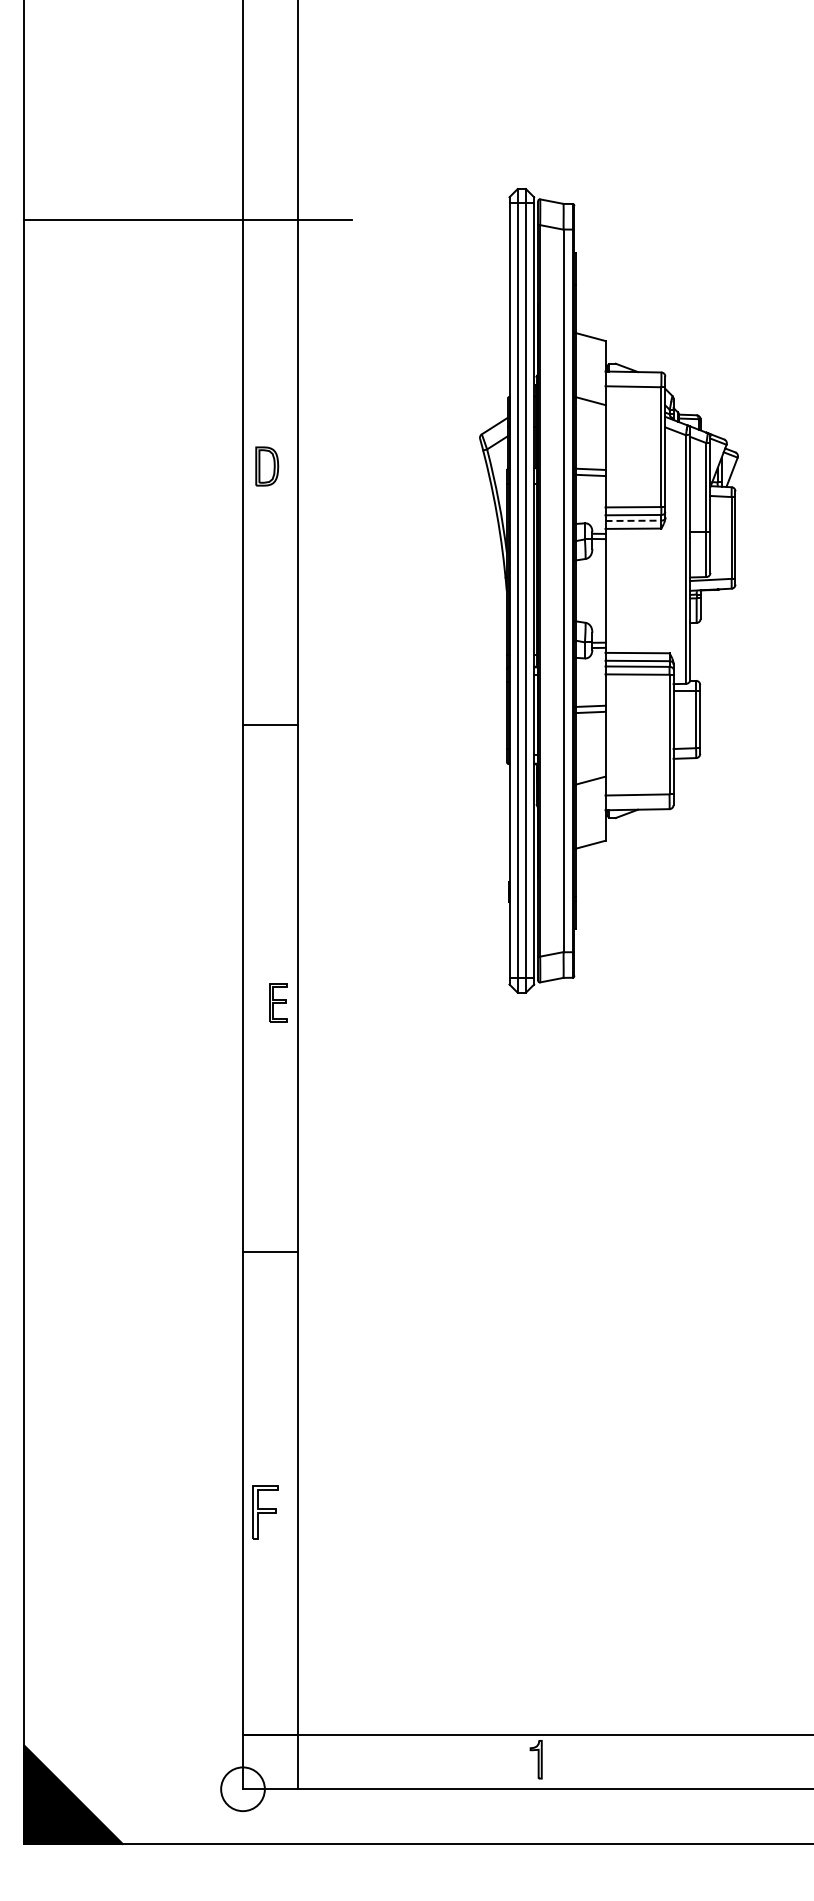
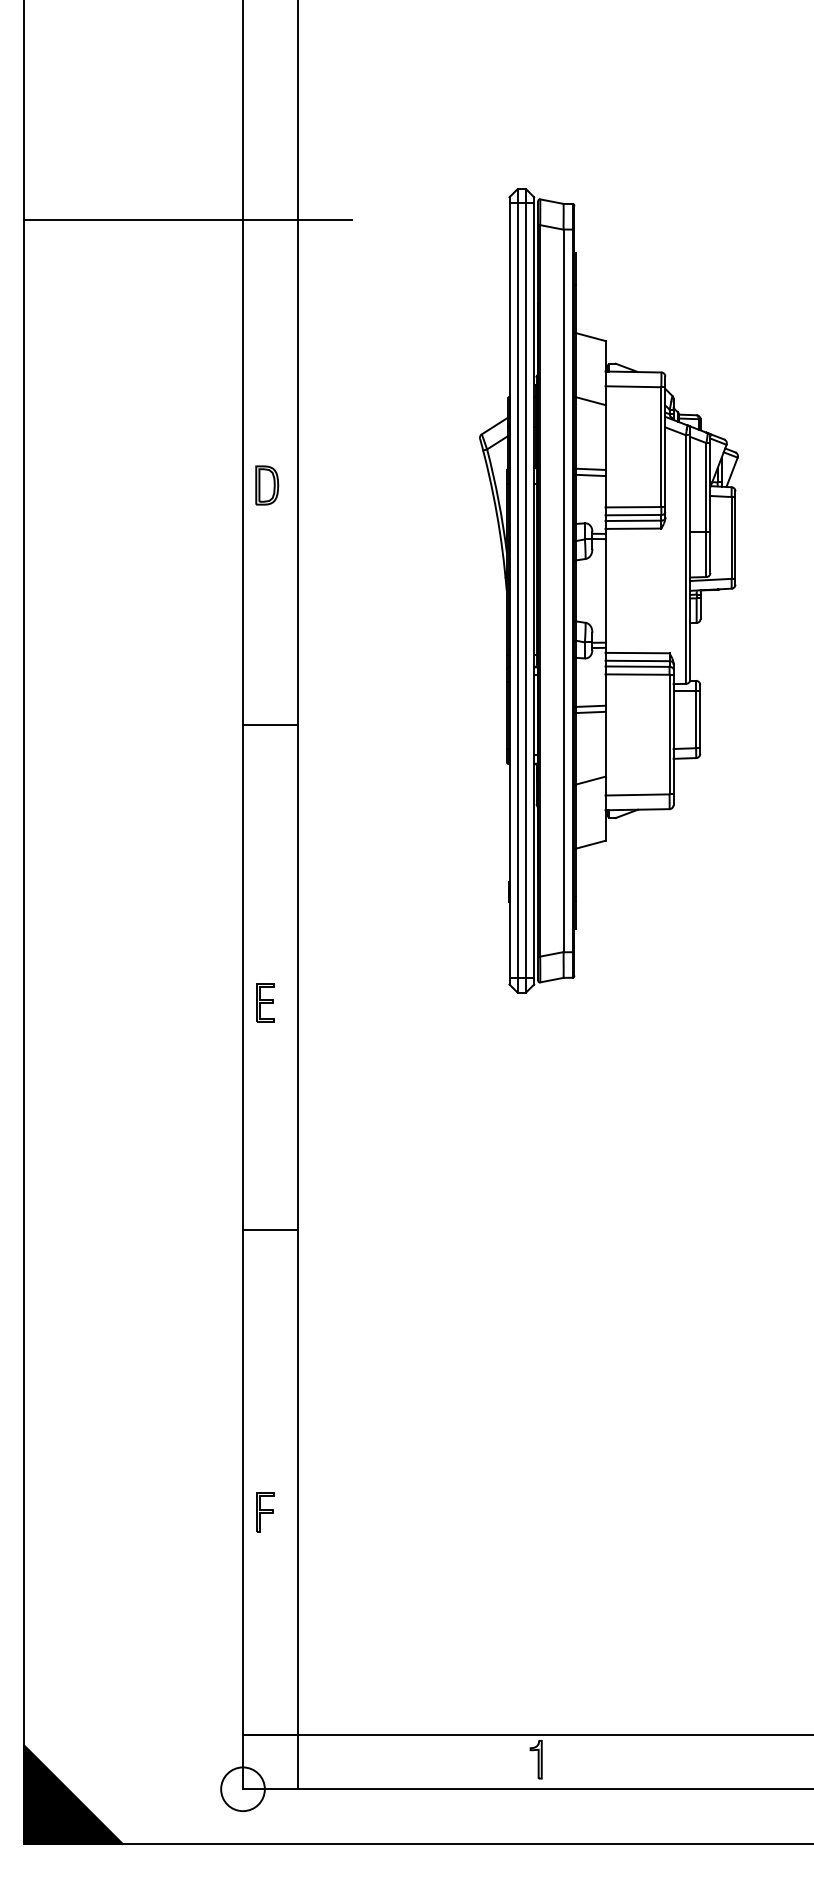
part position: (267, 466) -> (267, 485) (267, 485)
line: dashed -> solid (633, 520)
part position: (278, 1002) -> (265, 1002) (265, 1002)
line position: (270, 1251) -> (270, 1229) (270, 1229)
part size: 27x55 px -> 19x41 px (265, 1512)
